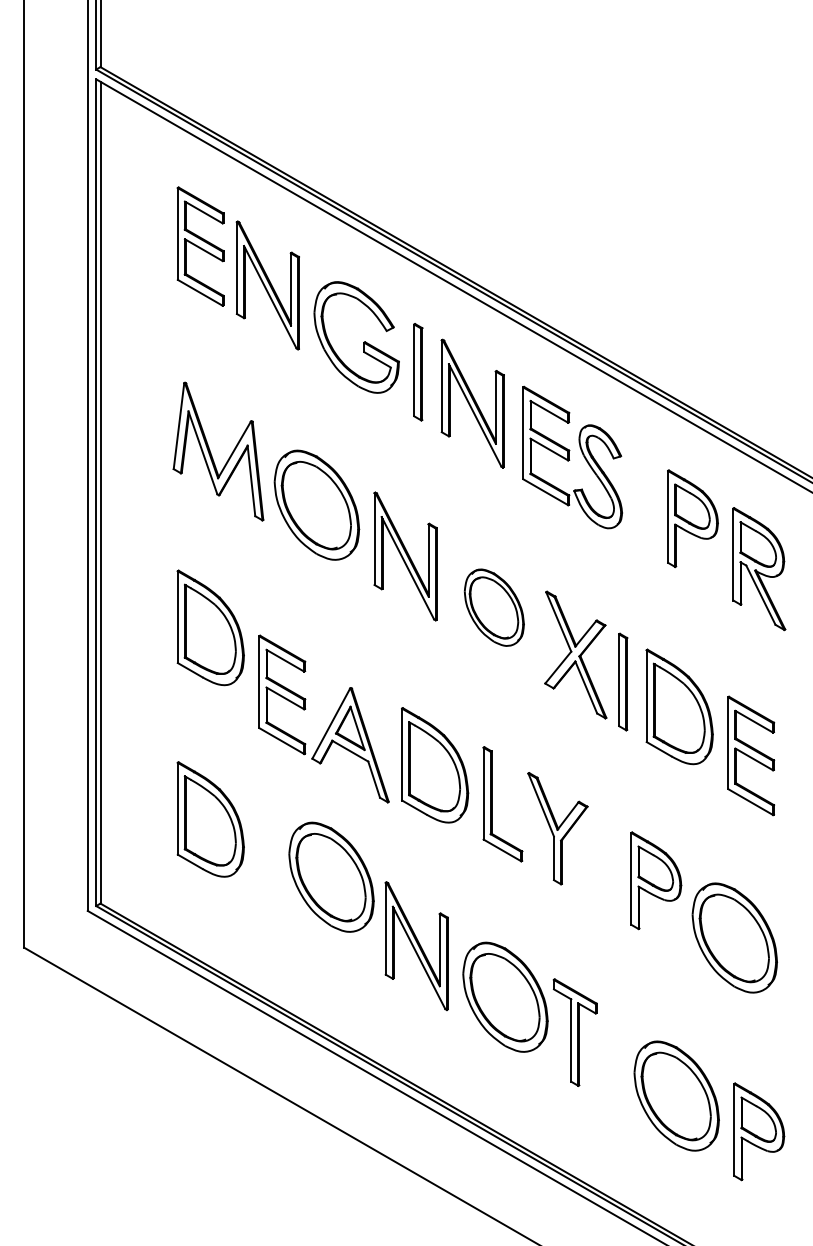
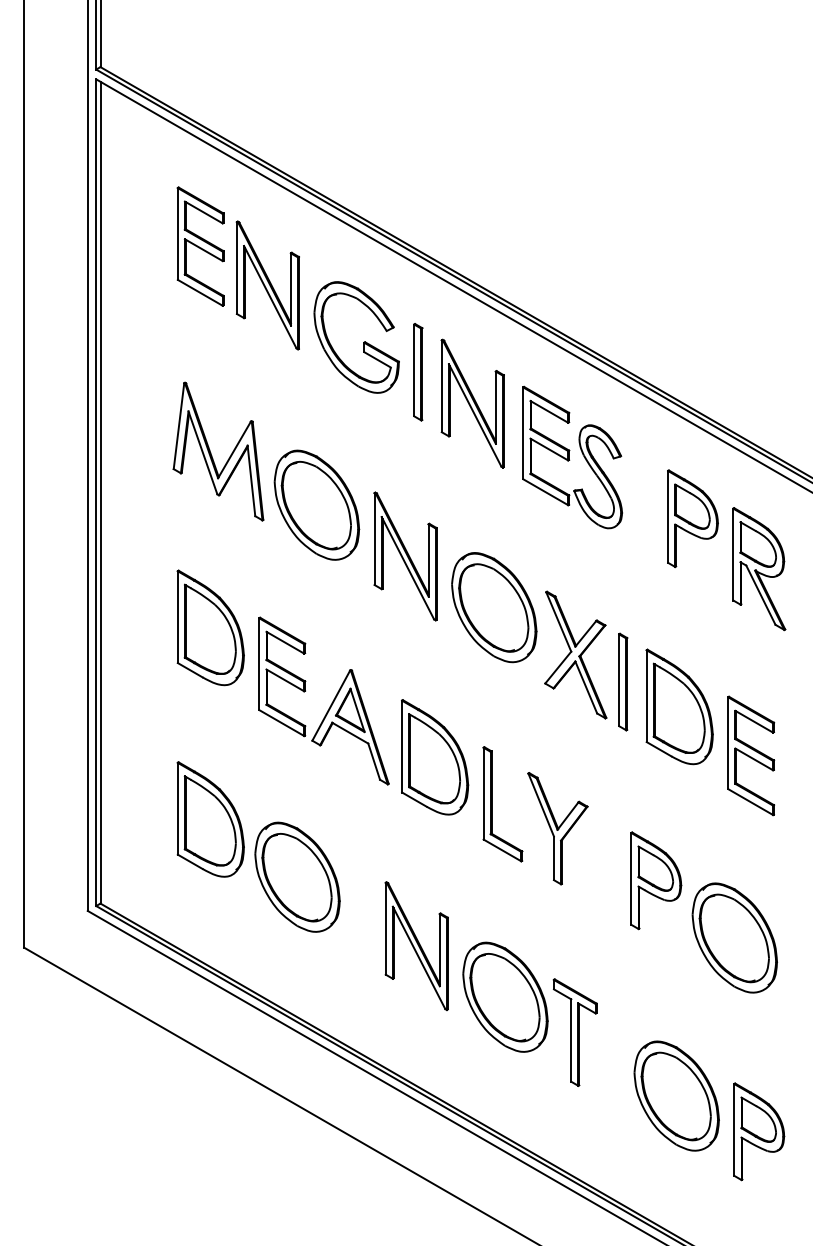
part size: 62x79 px -> 87x112 px (494, 607)
part position: (330, 722) -> (330, 704) (330, 704)
part position: (435, 765) -> (435, 757) (435, 757)
part position: (331, 876) -> (297, 876) (297, 876)
